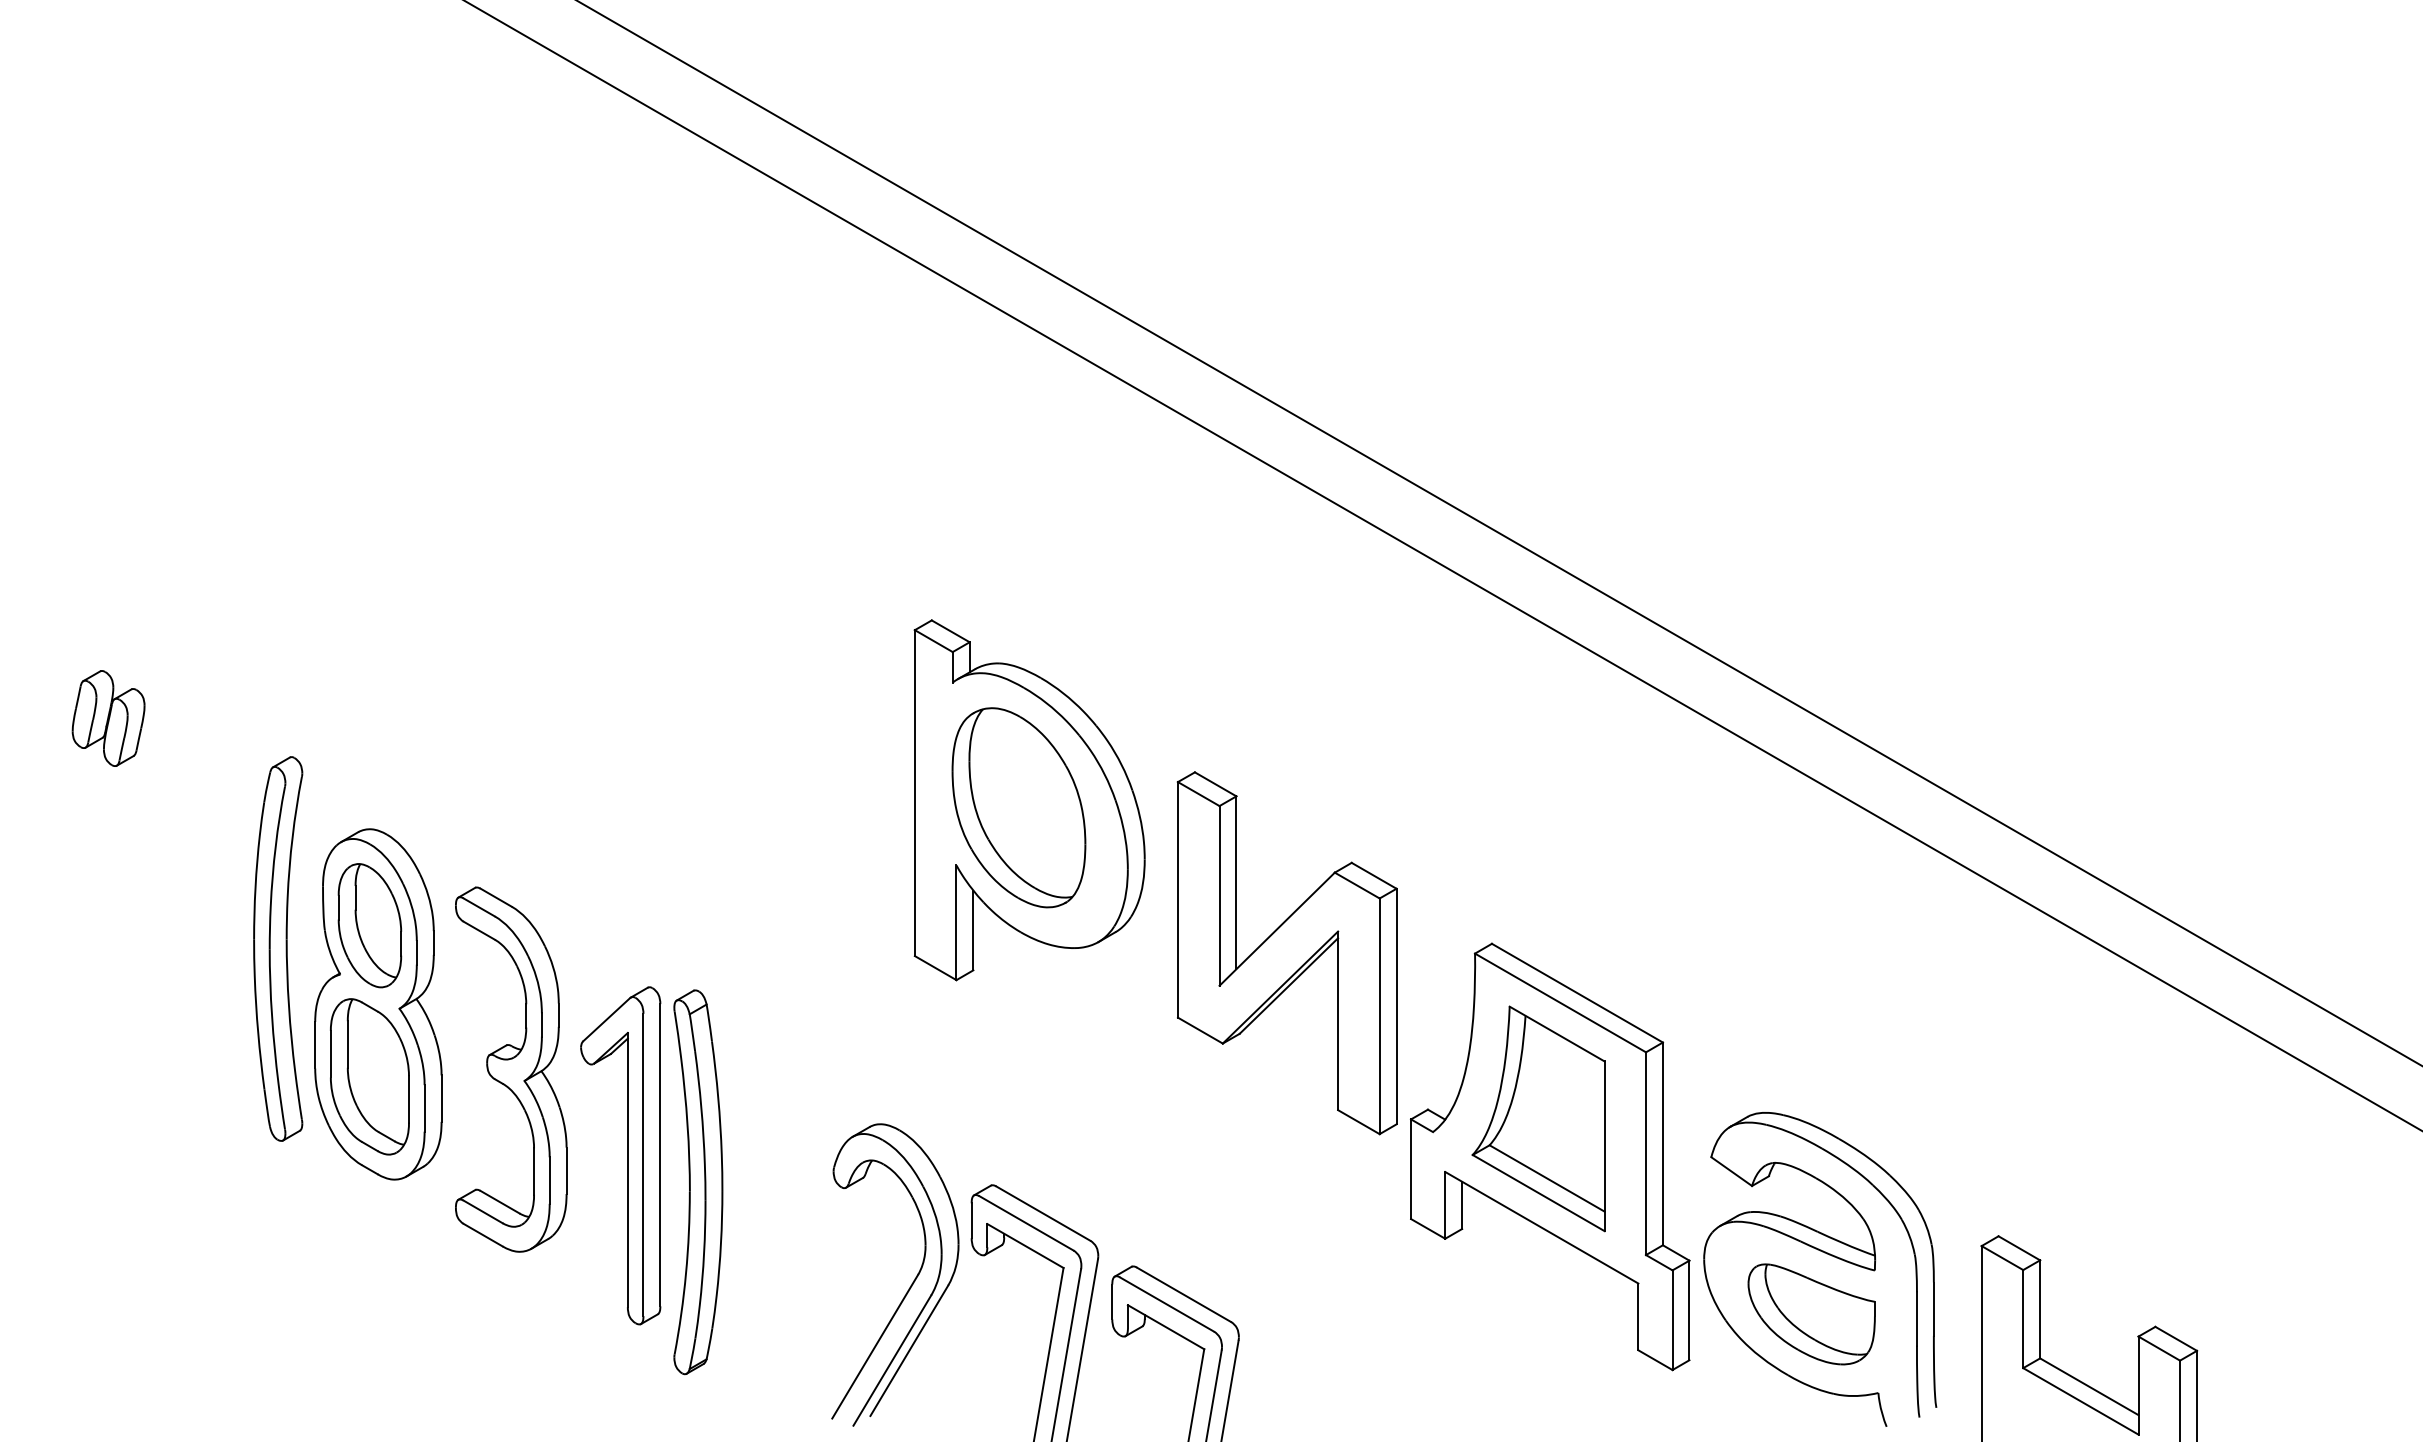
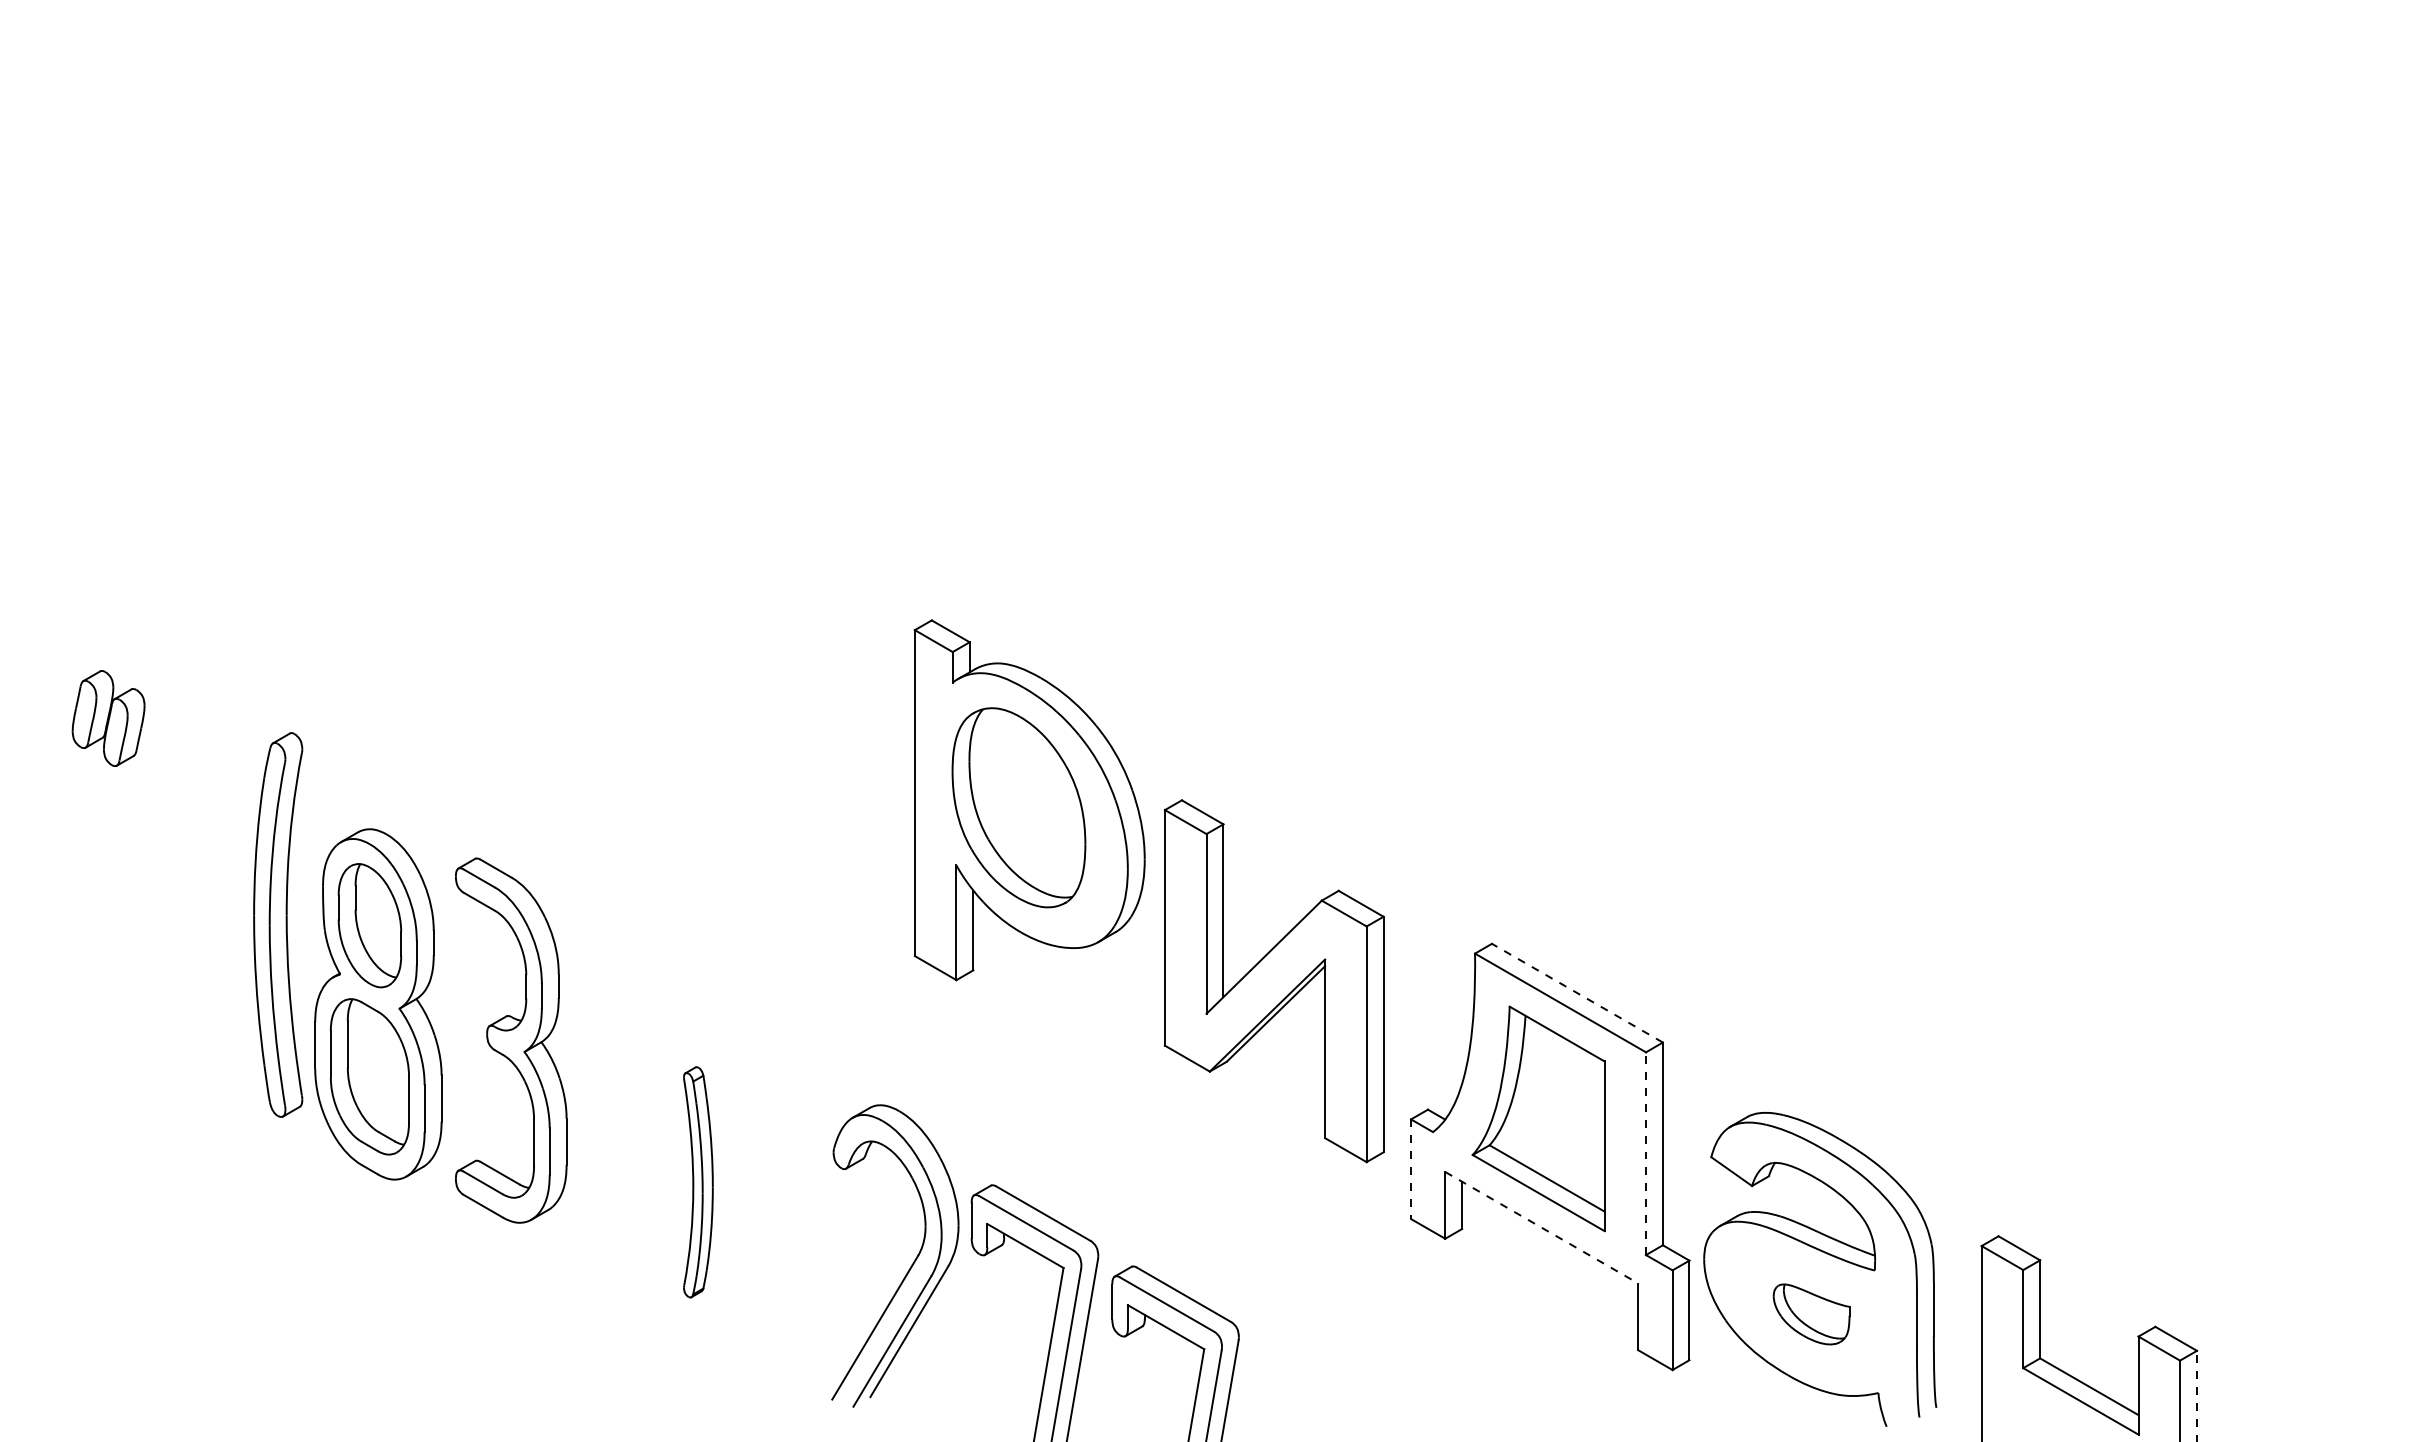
line: present -> none (1499, 533)
line: present -> none (1443, 565)
part position: (278, 948) -> (278, 924) (278, 924)
part position: (1286, 953) -> (1273, 981) (1273, 981)
line: solid -> dashed (1577, 993)
part position: (511, 1069) -> (511, 1040) (511, 1040)
line: solid -> dashed (1646, 1153)
part: present -> none (627, 1155)
line: solid -> dashed (1411, 1169)
part size: 51x387 px -> 31x233 px (698, 1182)
line: solid -> dashed (1541, 1227)
part position: (911, 1283) -> (911, 1264) (911, 1264)
part size: 129x103 px -> 79x63 px (1811, 1314)
line: solid -> dashed (2197, 1395)
